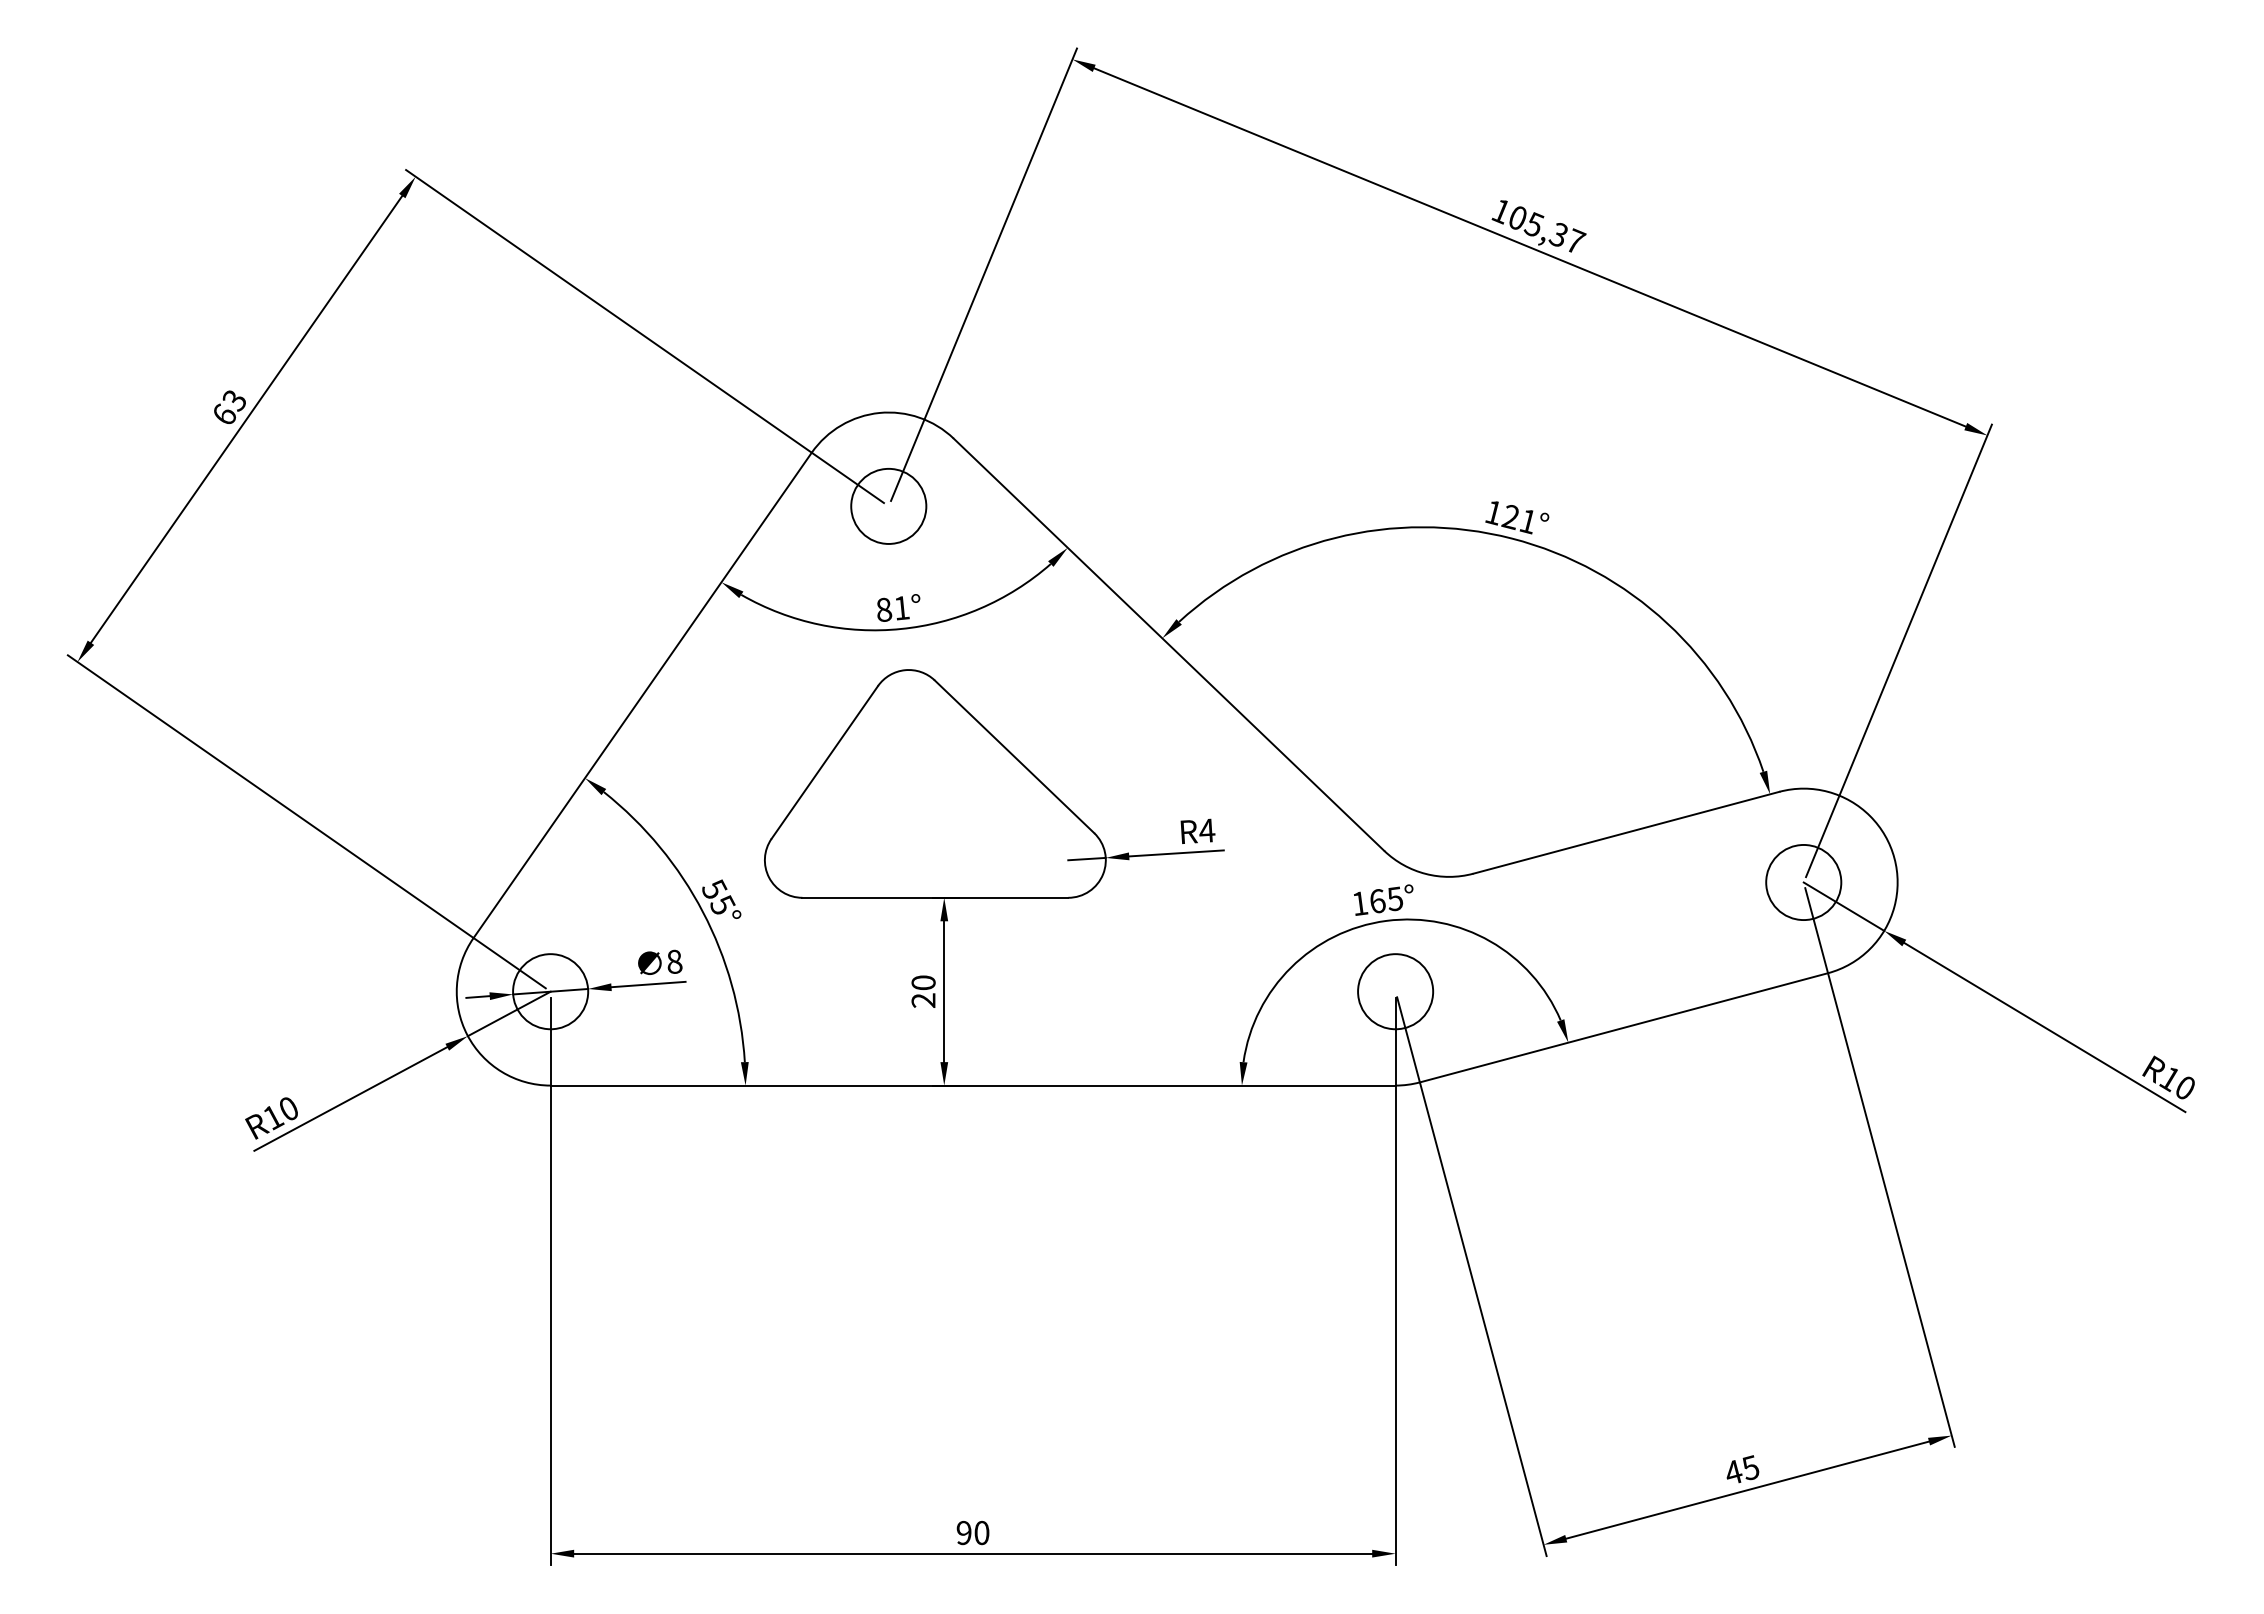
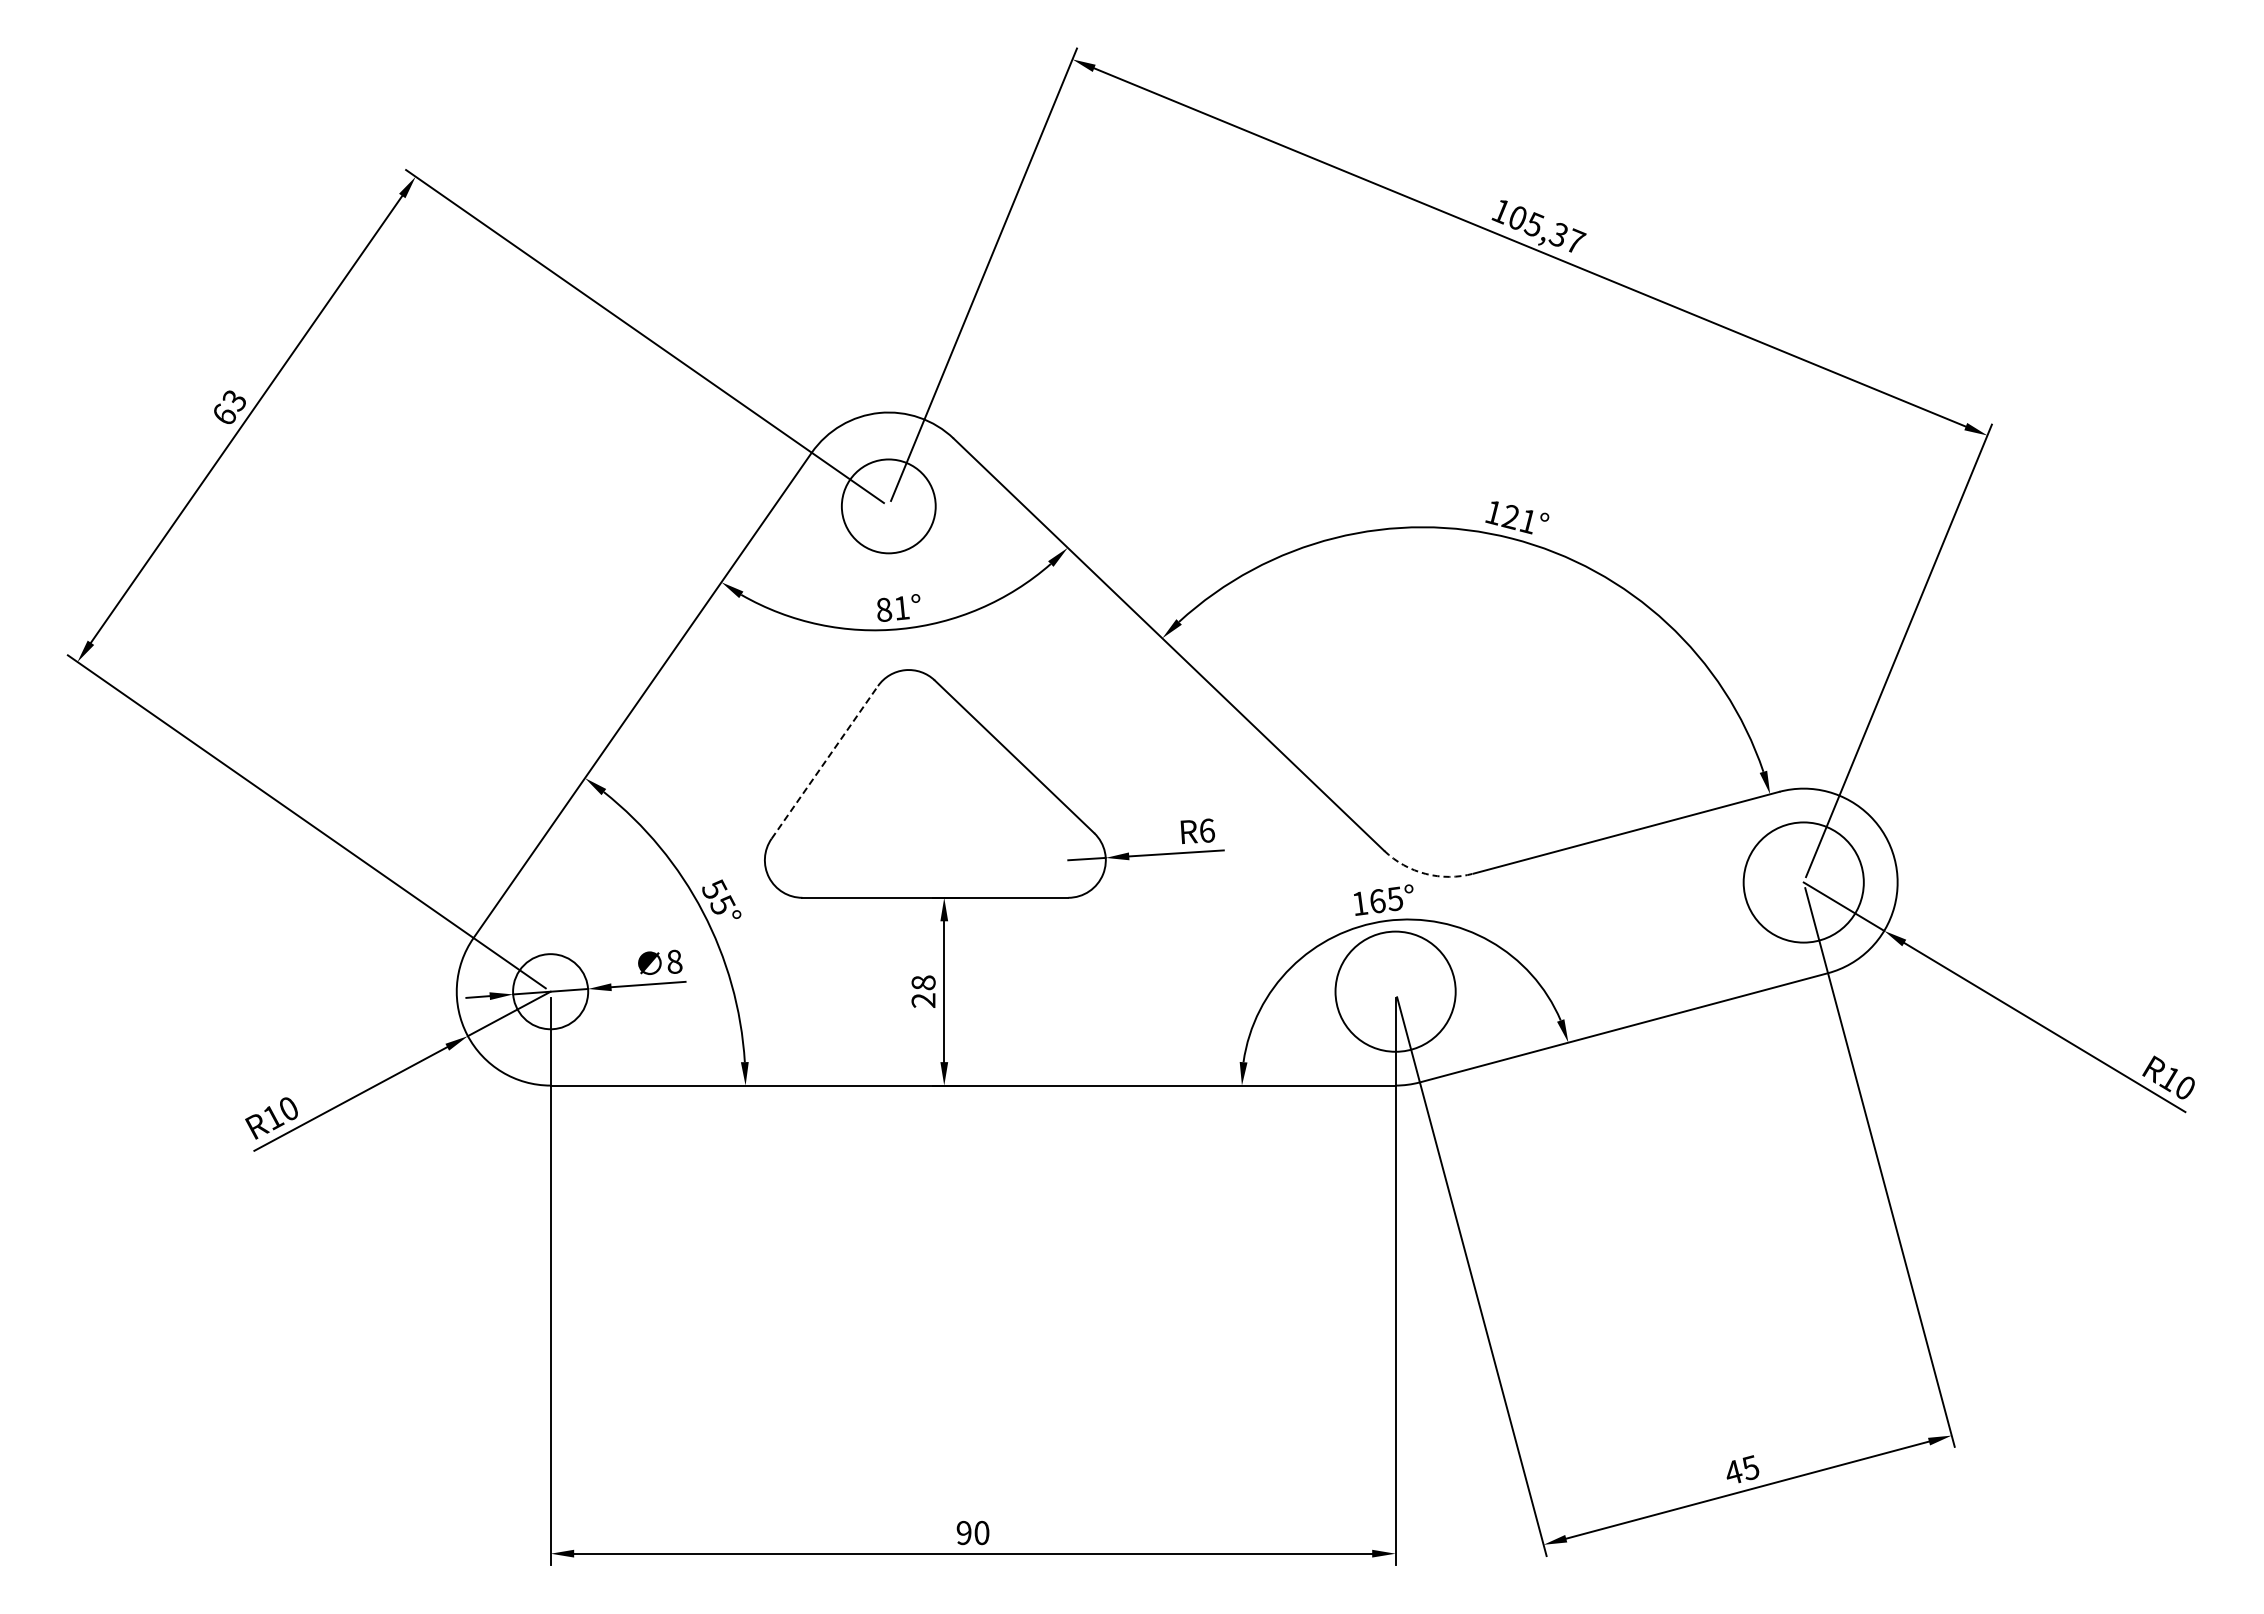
circle diameter: 75 px -> 94 px (888, 506)
line: solid -> dashed (825, 762)
text: R4 -> R6 (1207, 830)
arc: solid -> dashed (1425, 873)
circle diameter: 75 px -> 120 px (1803, 882)
text: 20 -> 28 (923, 982)
circle diameter: 75 px -> 120 px (1395, 991)
